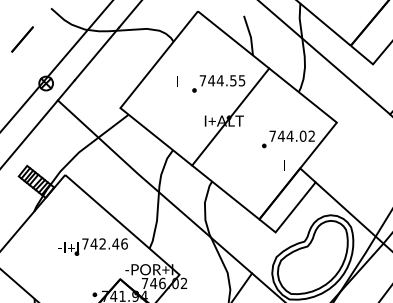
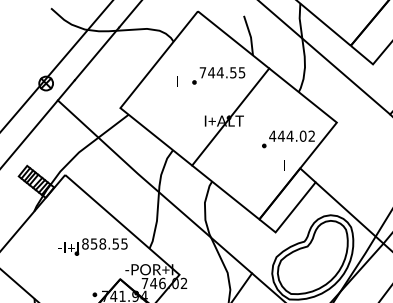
line: present -> none (22, 39)
part position: (218, 83) -> (218, 75) (218, 75)
text: 744.02 -> 444.02 (272, 135)
text: 742.46 -> 858.55 (104, 243)
